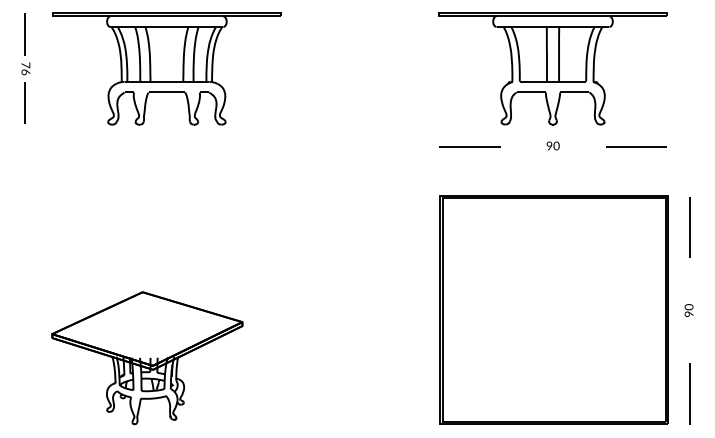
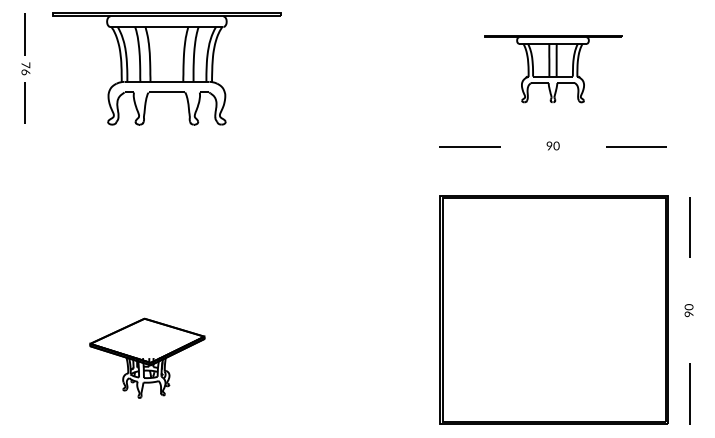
part size: 230x114 px -> 139x69 px (553, 69)
part size: 193x135 px -> 117x82 px (147, 357)
